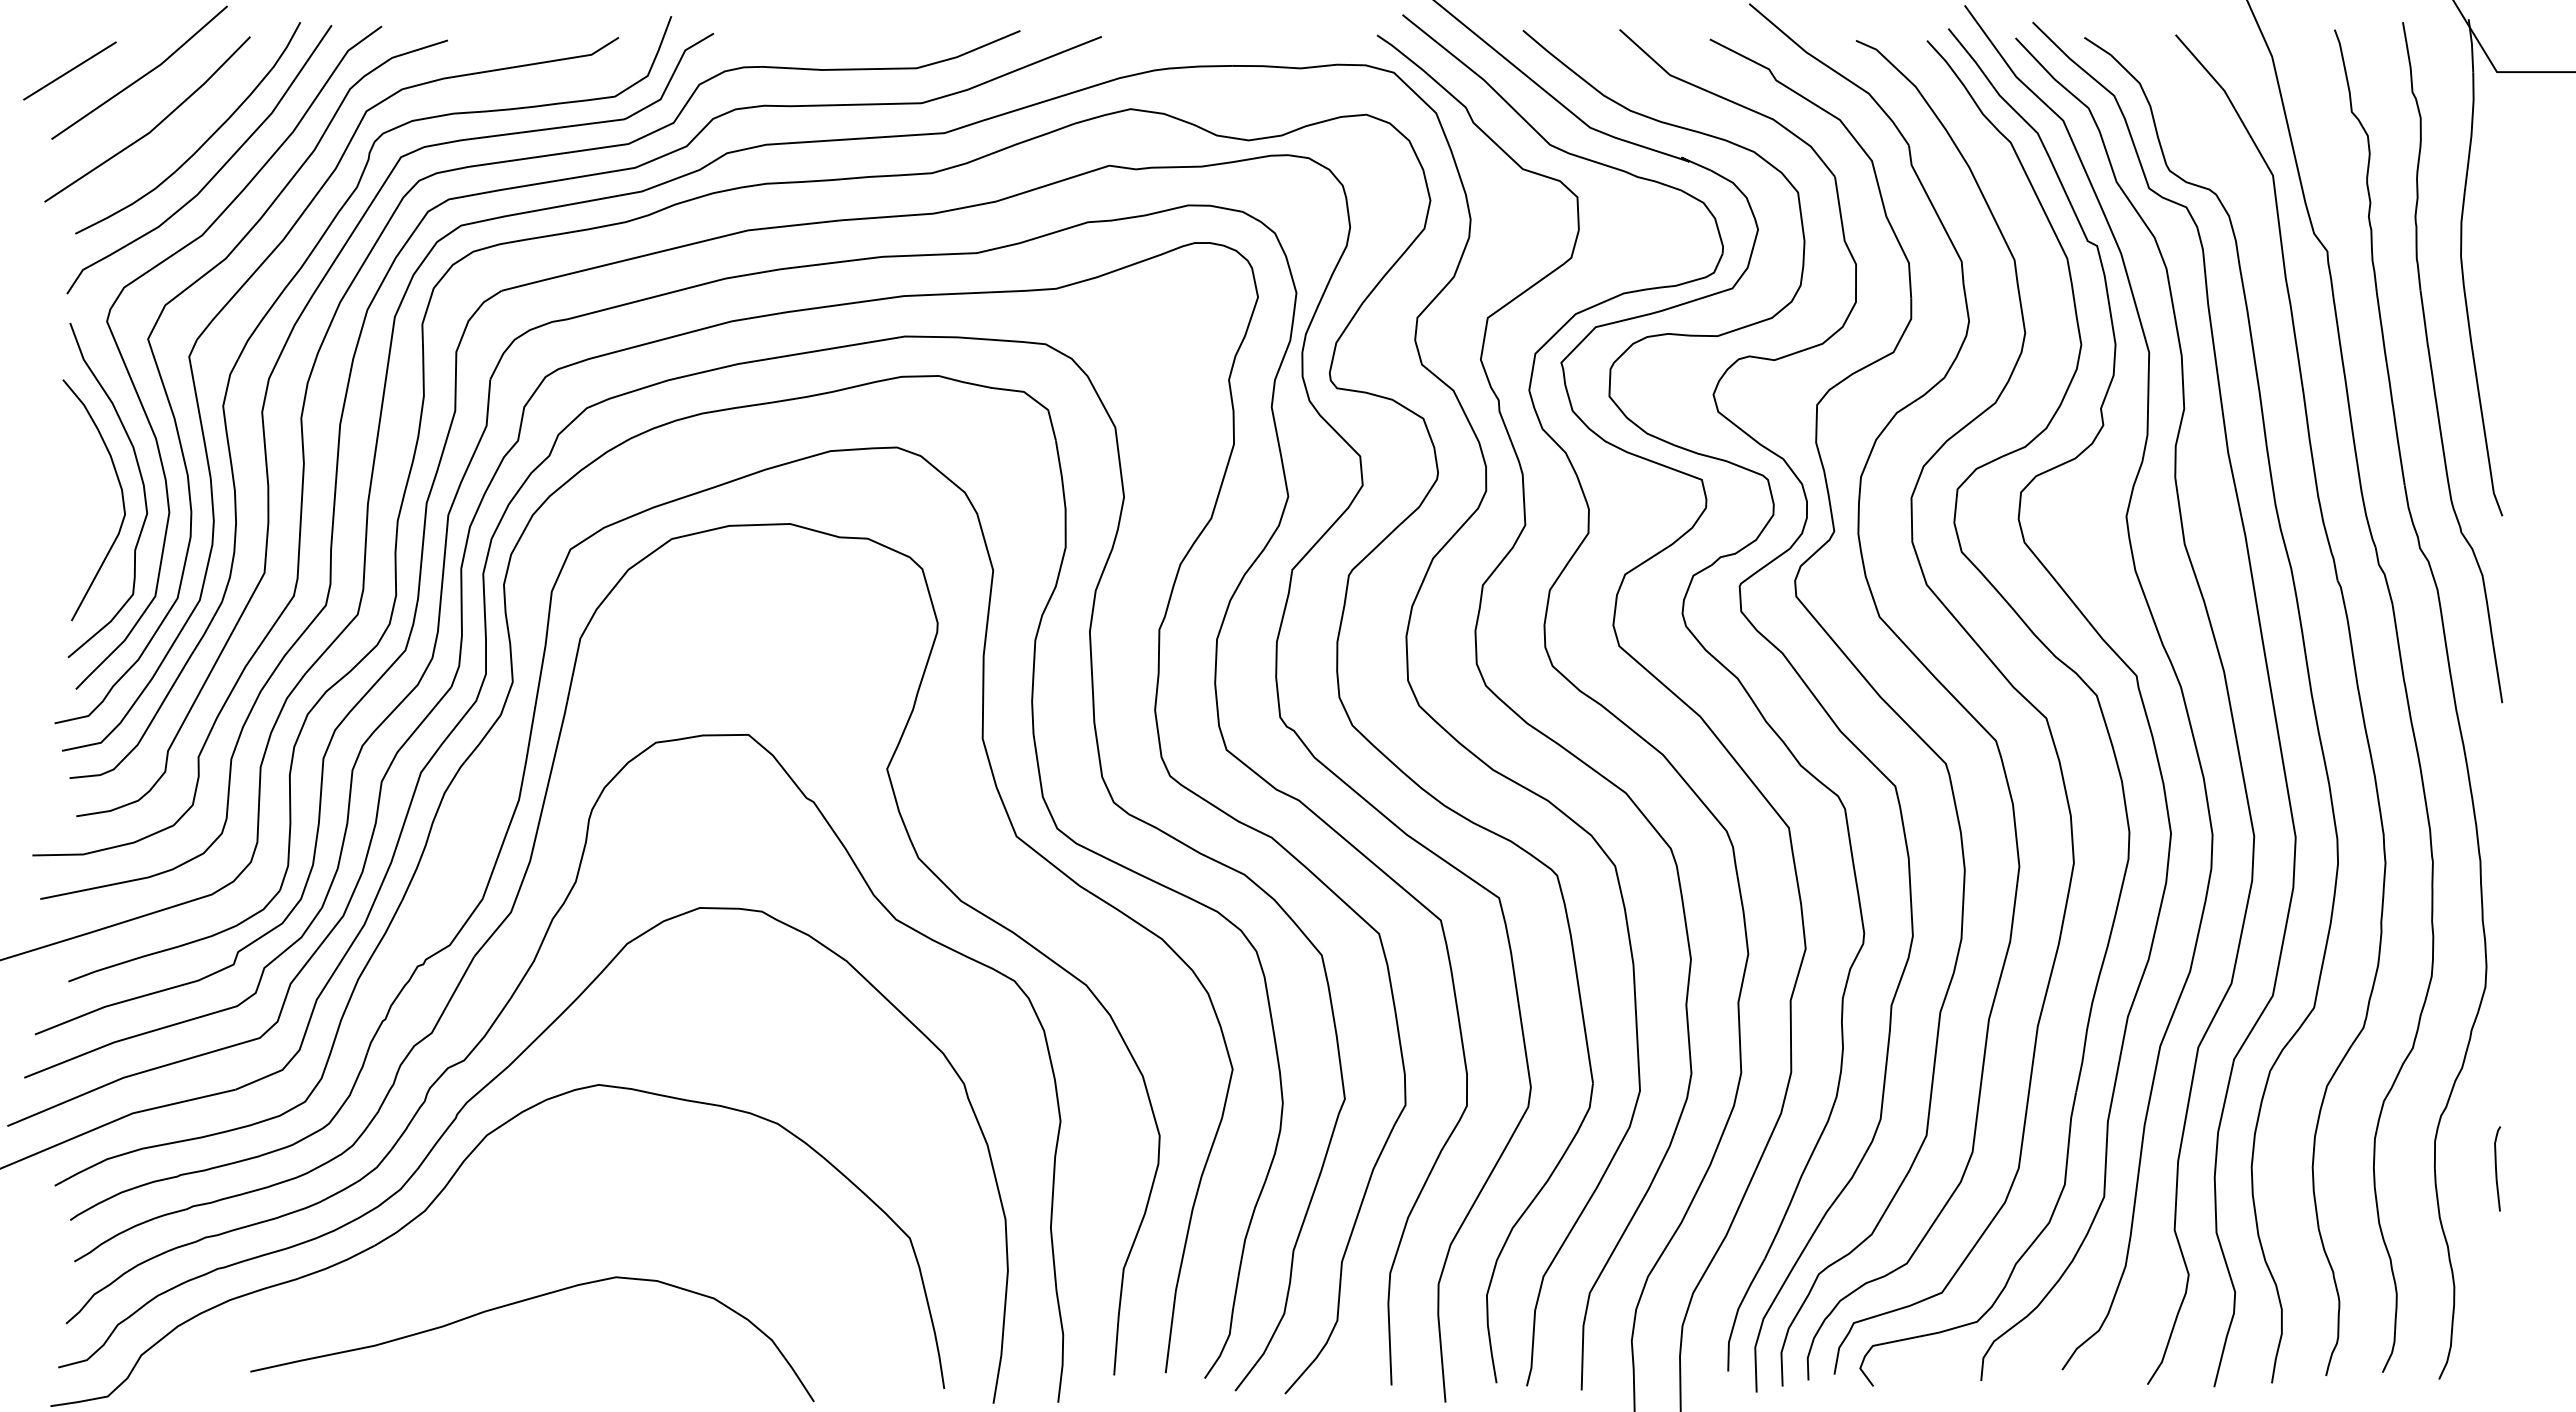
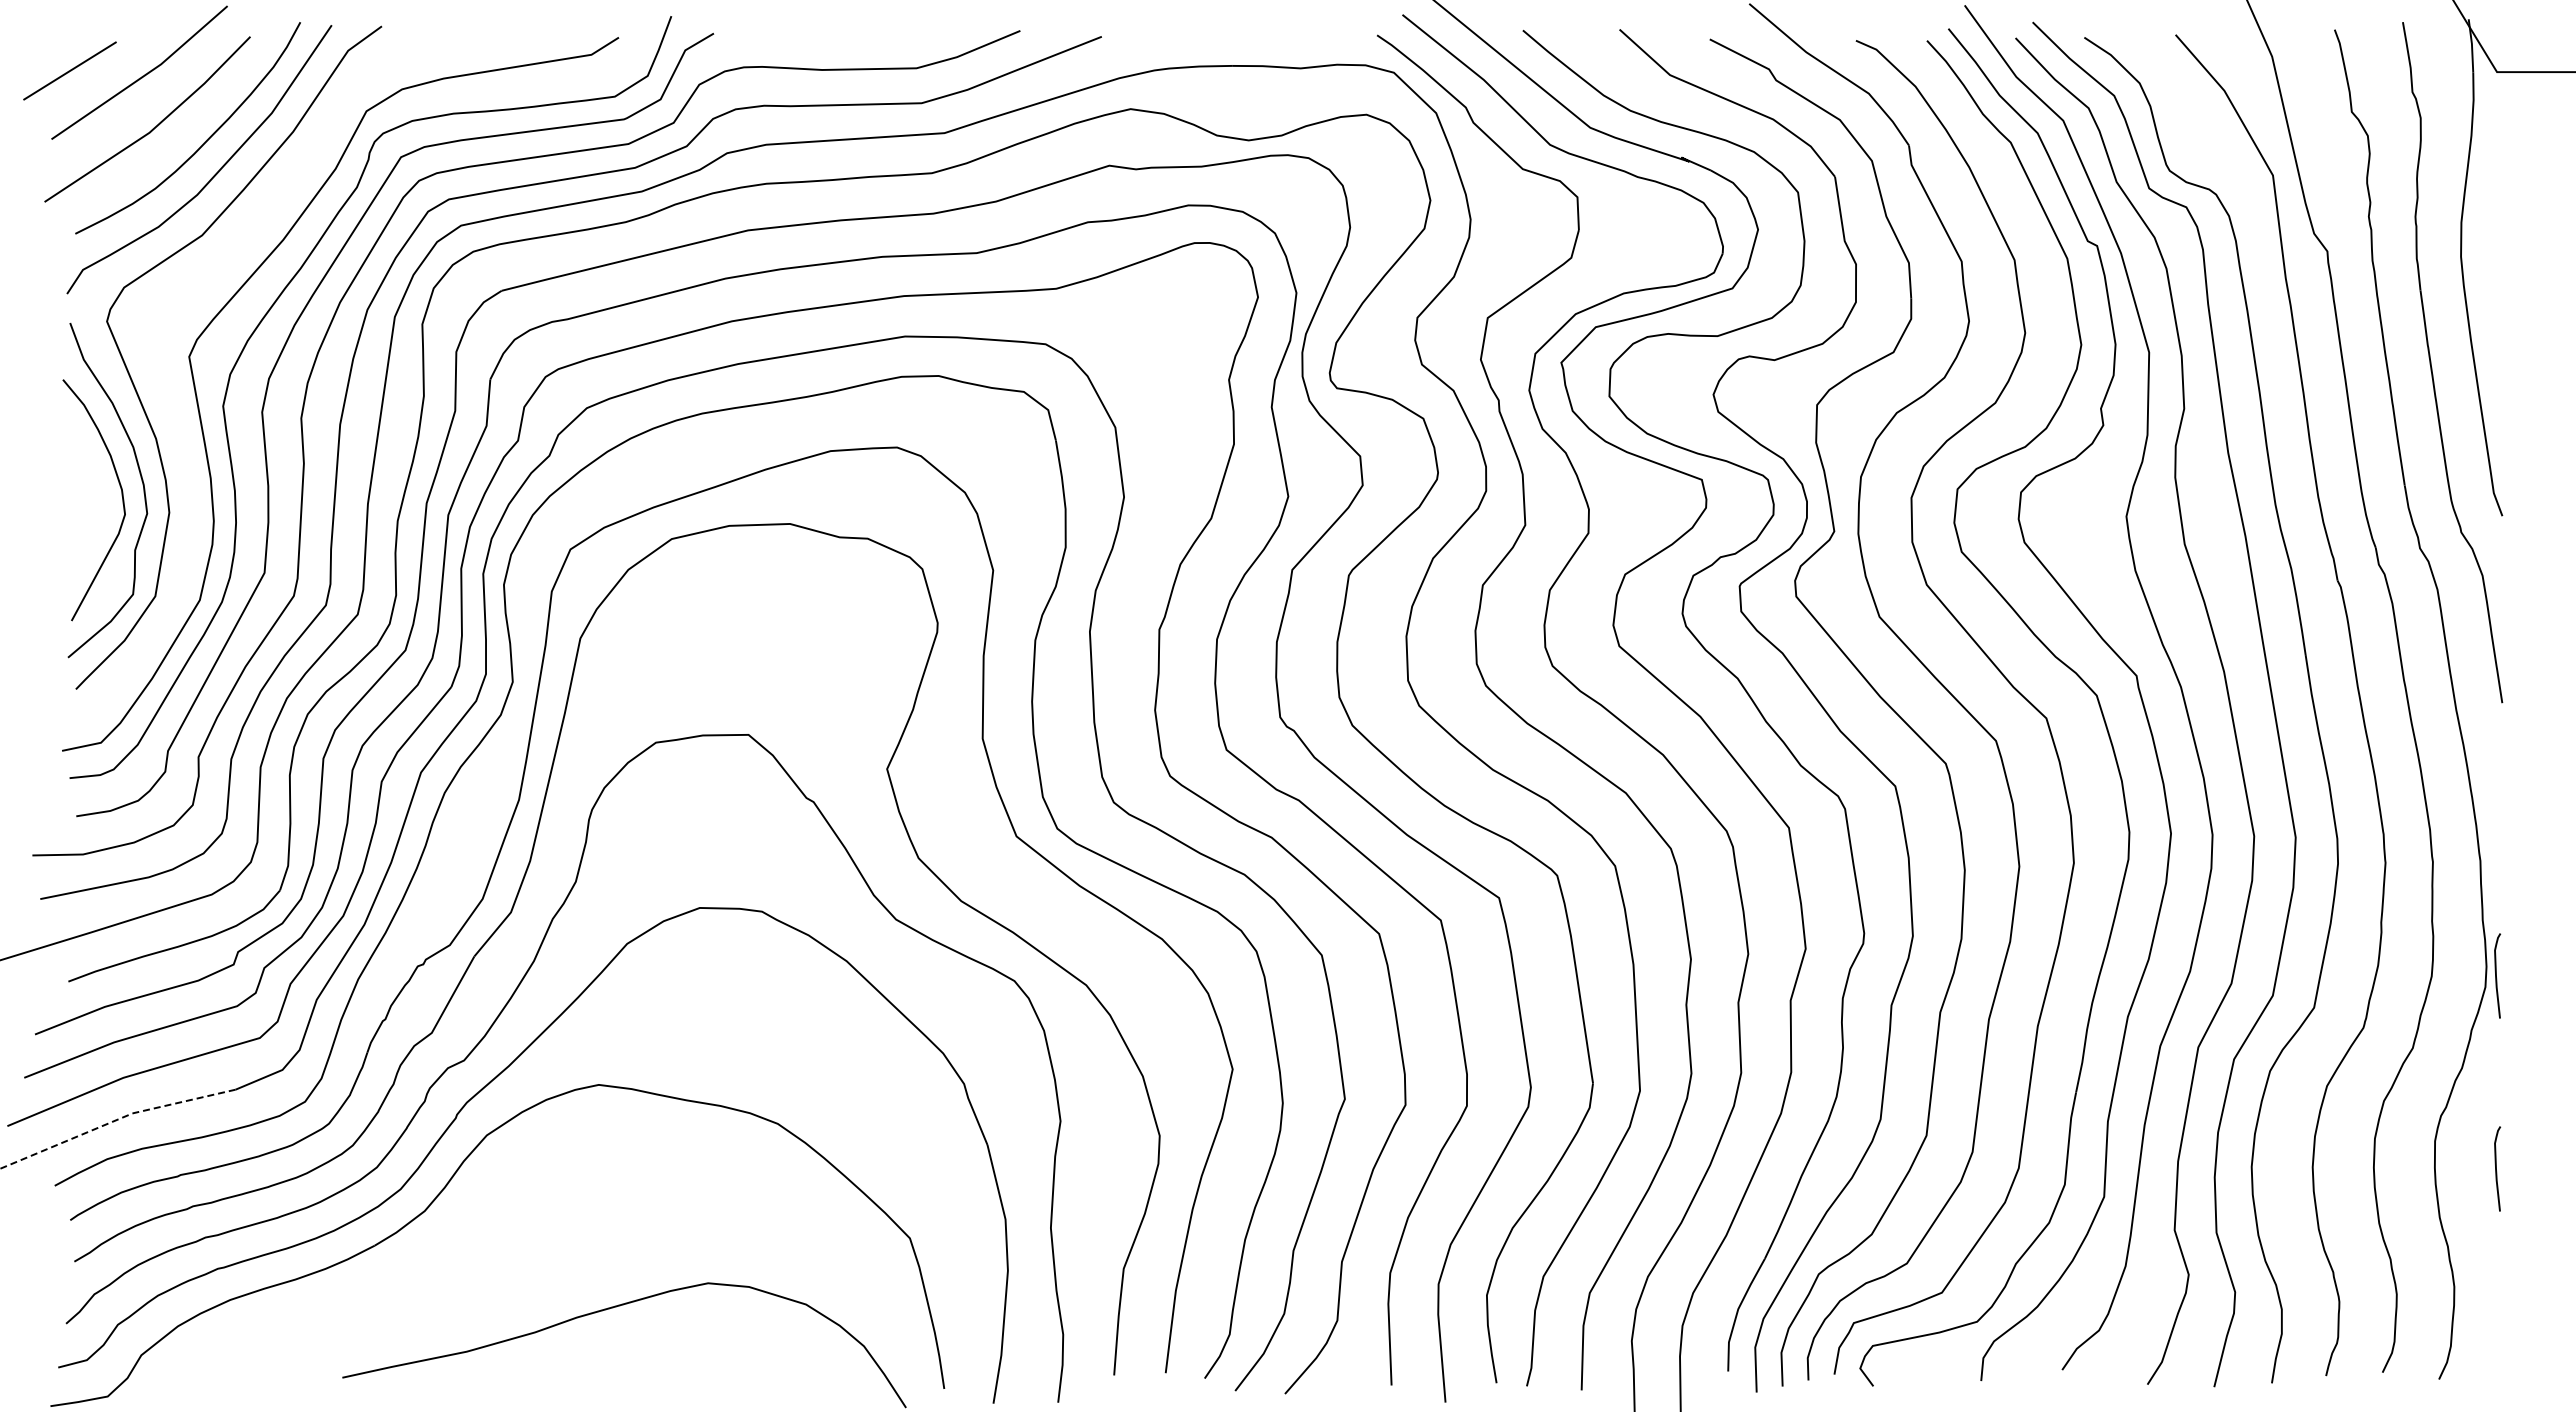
curve: present -> none (172, 408)
curve: none -> present (2496, 975)
line: solid -> dashed (115, 1120)
curve position: (521, 1302) -> (613, 1308) (613, 1308)
